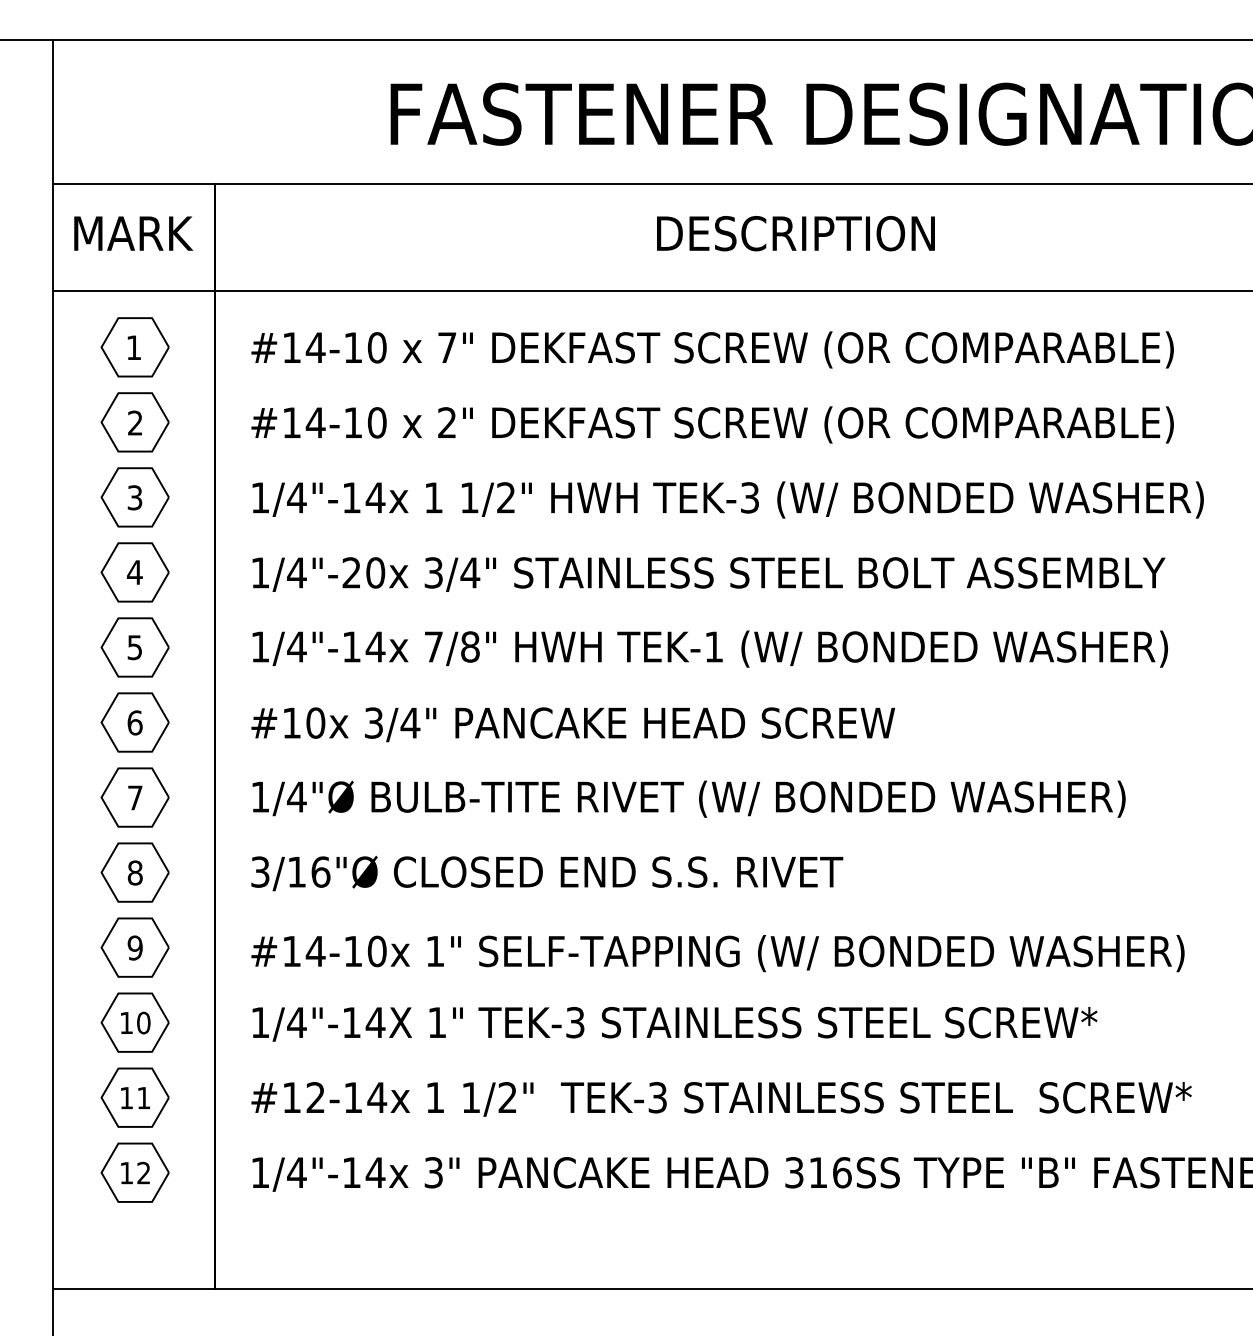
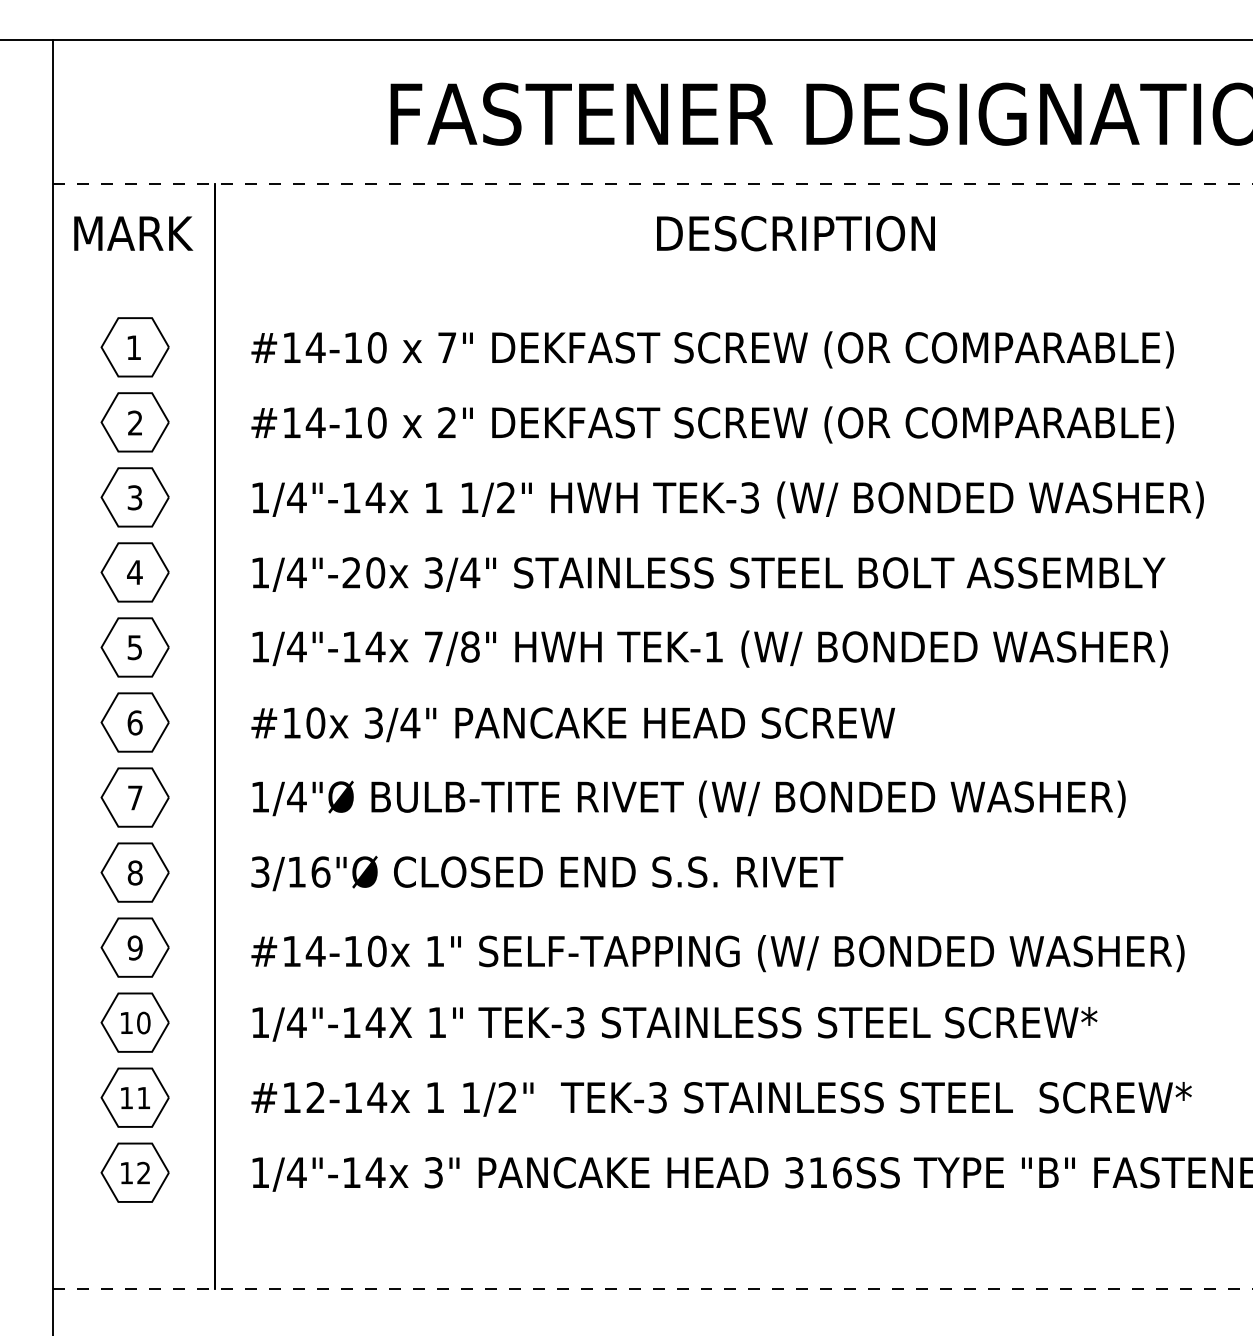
line: solid -> dashed (652, 183)
line: present -> none (651, 291)
line: solid -> dashed (652, 1289)
